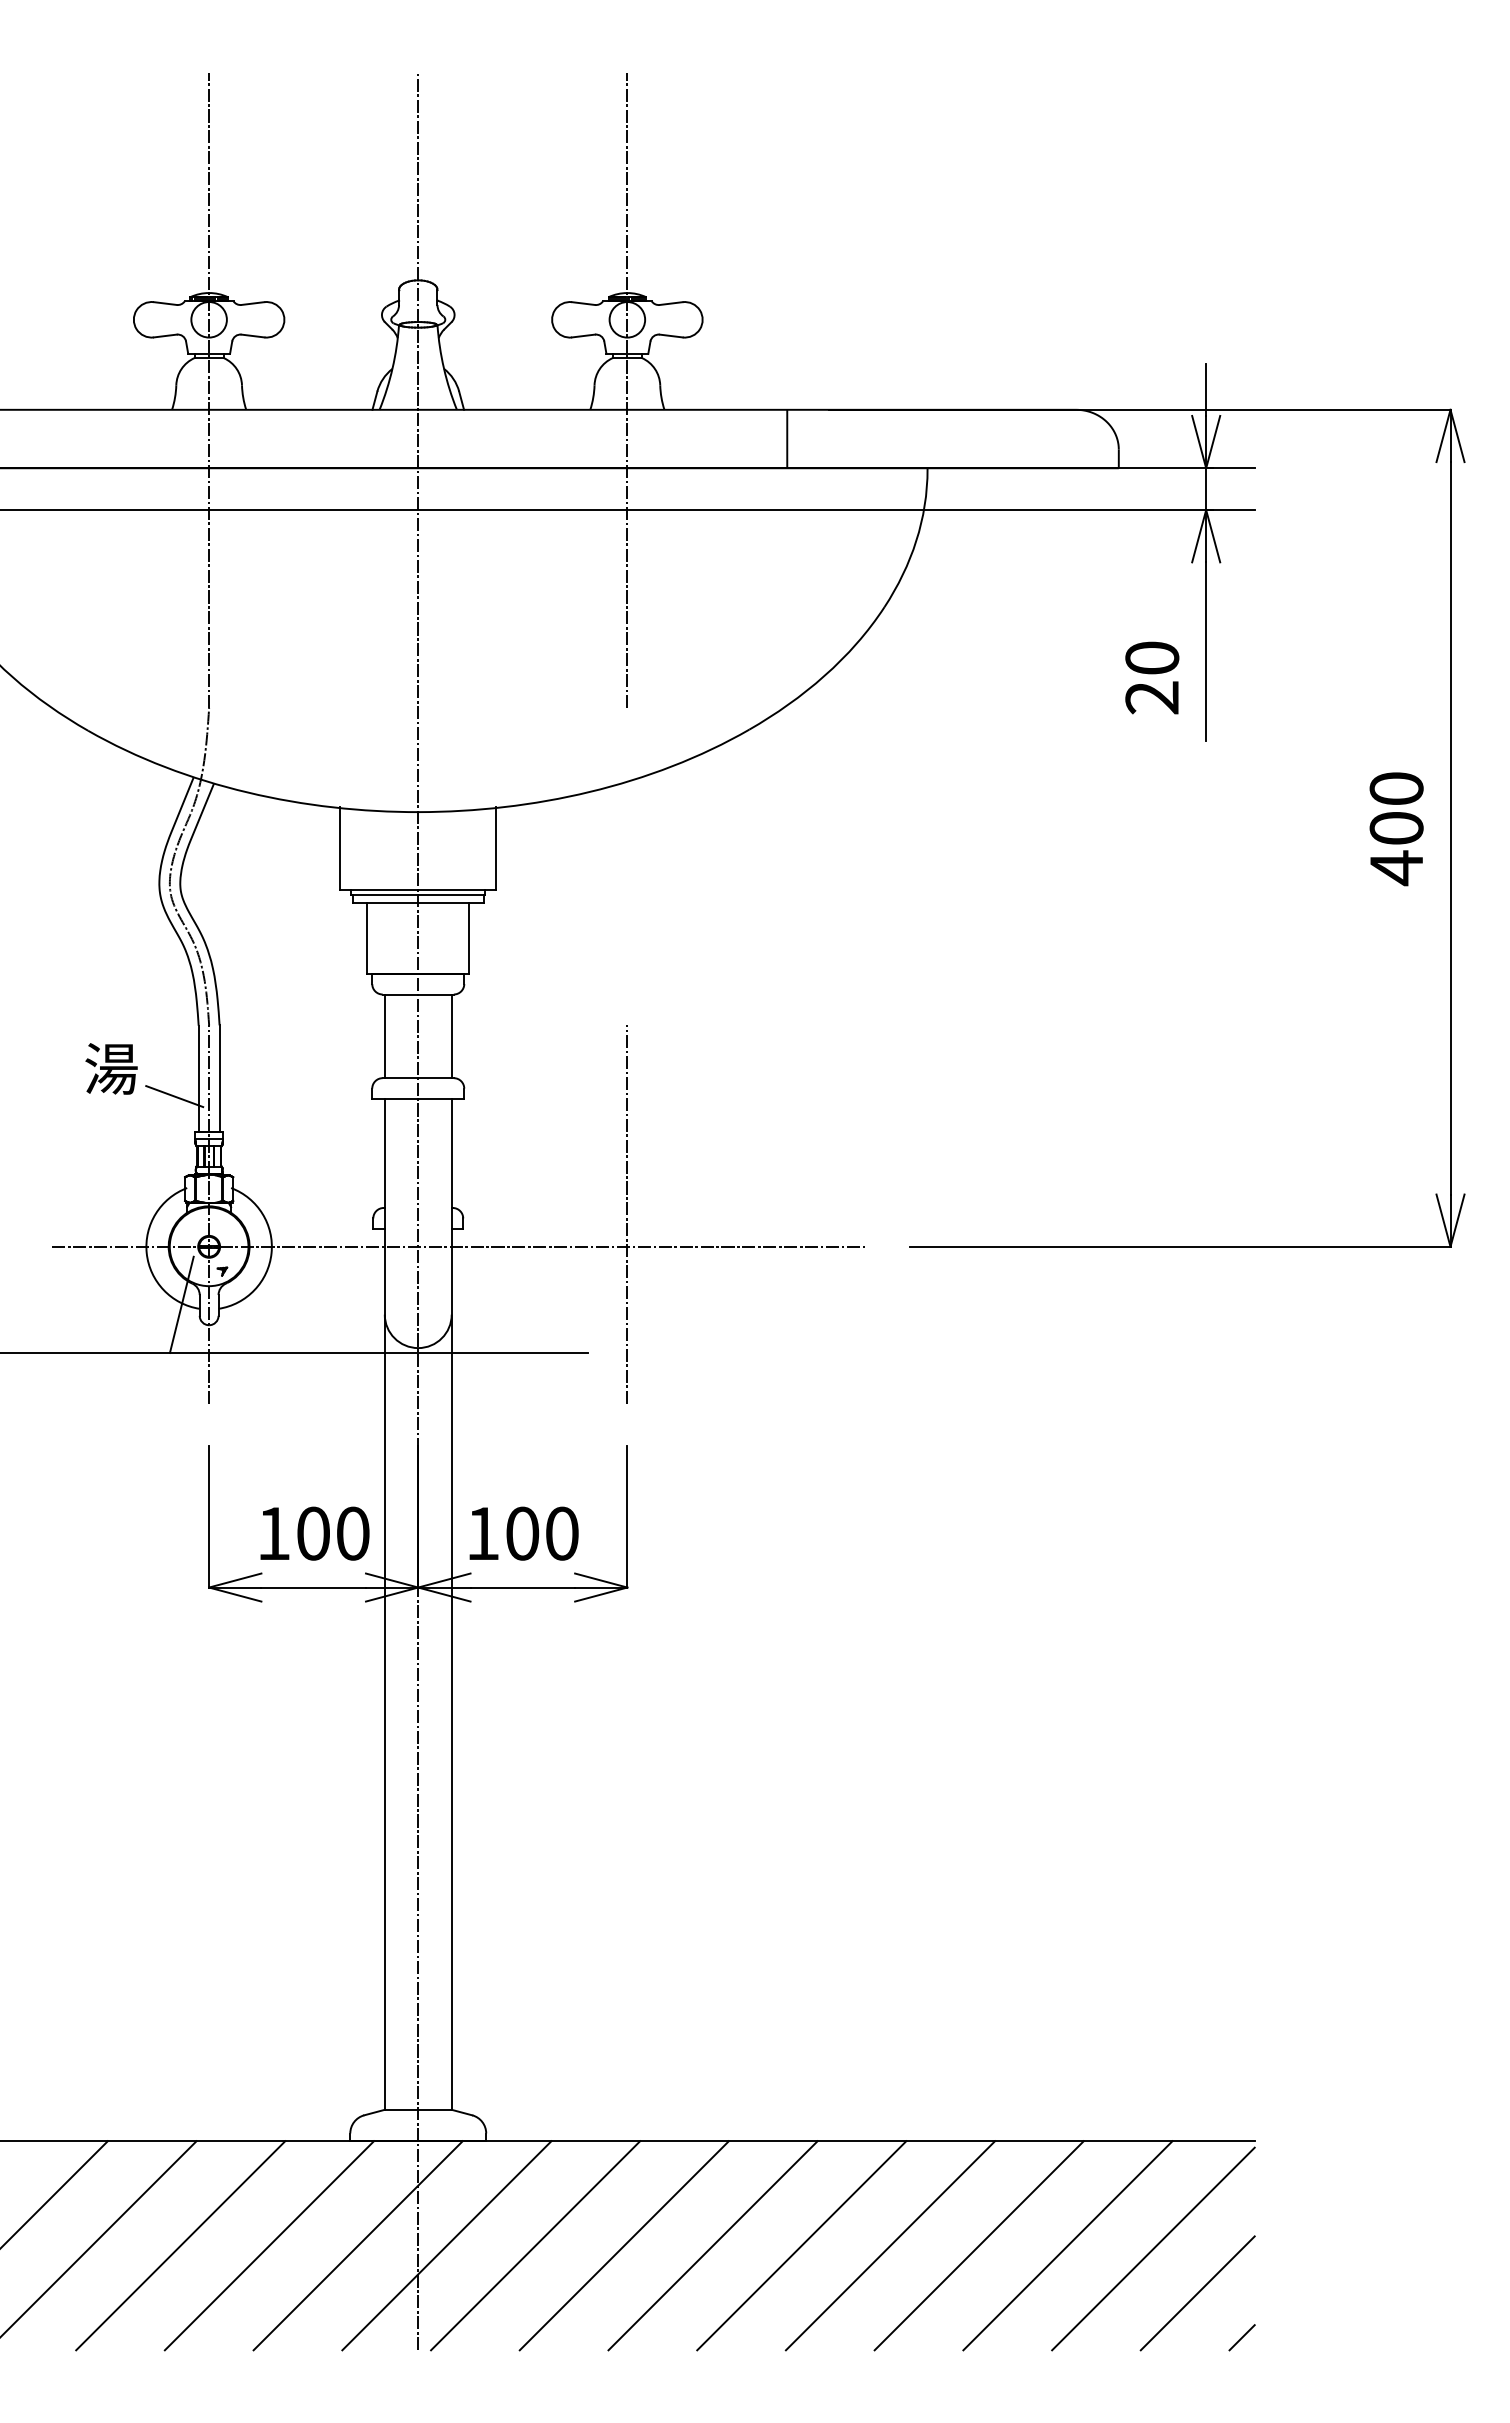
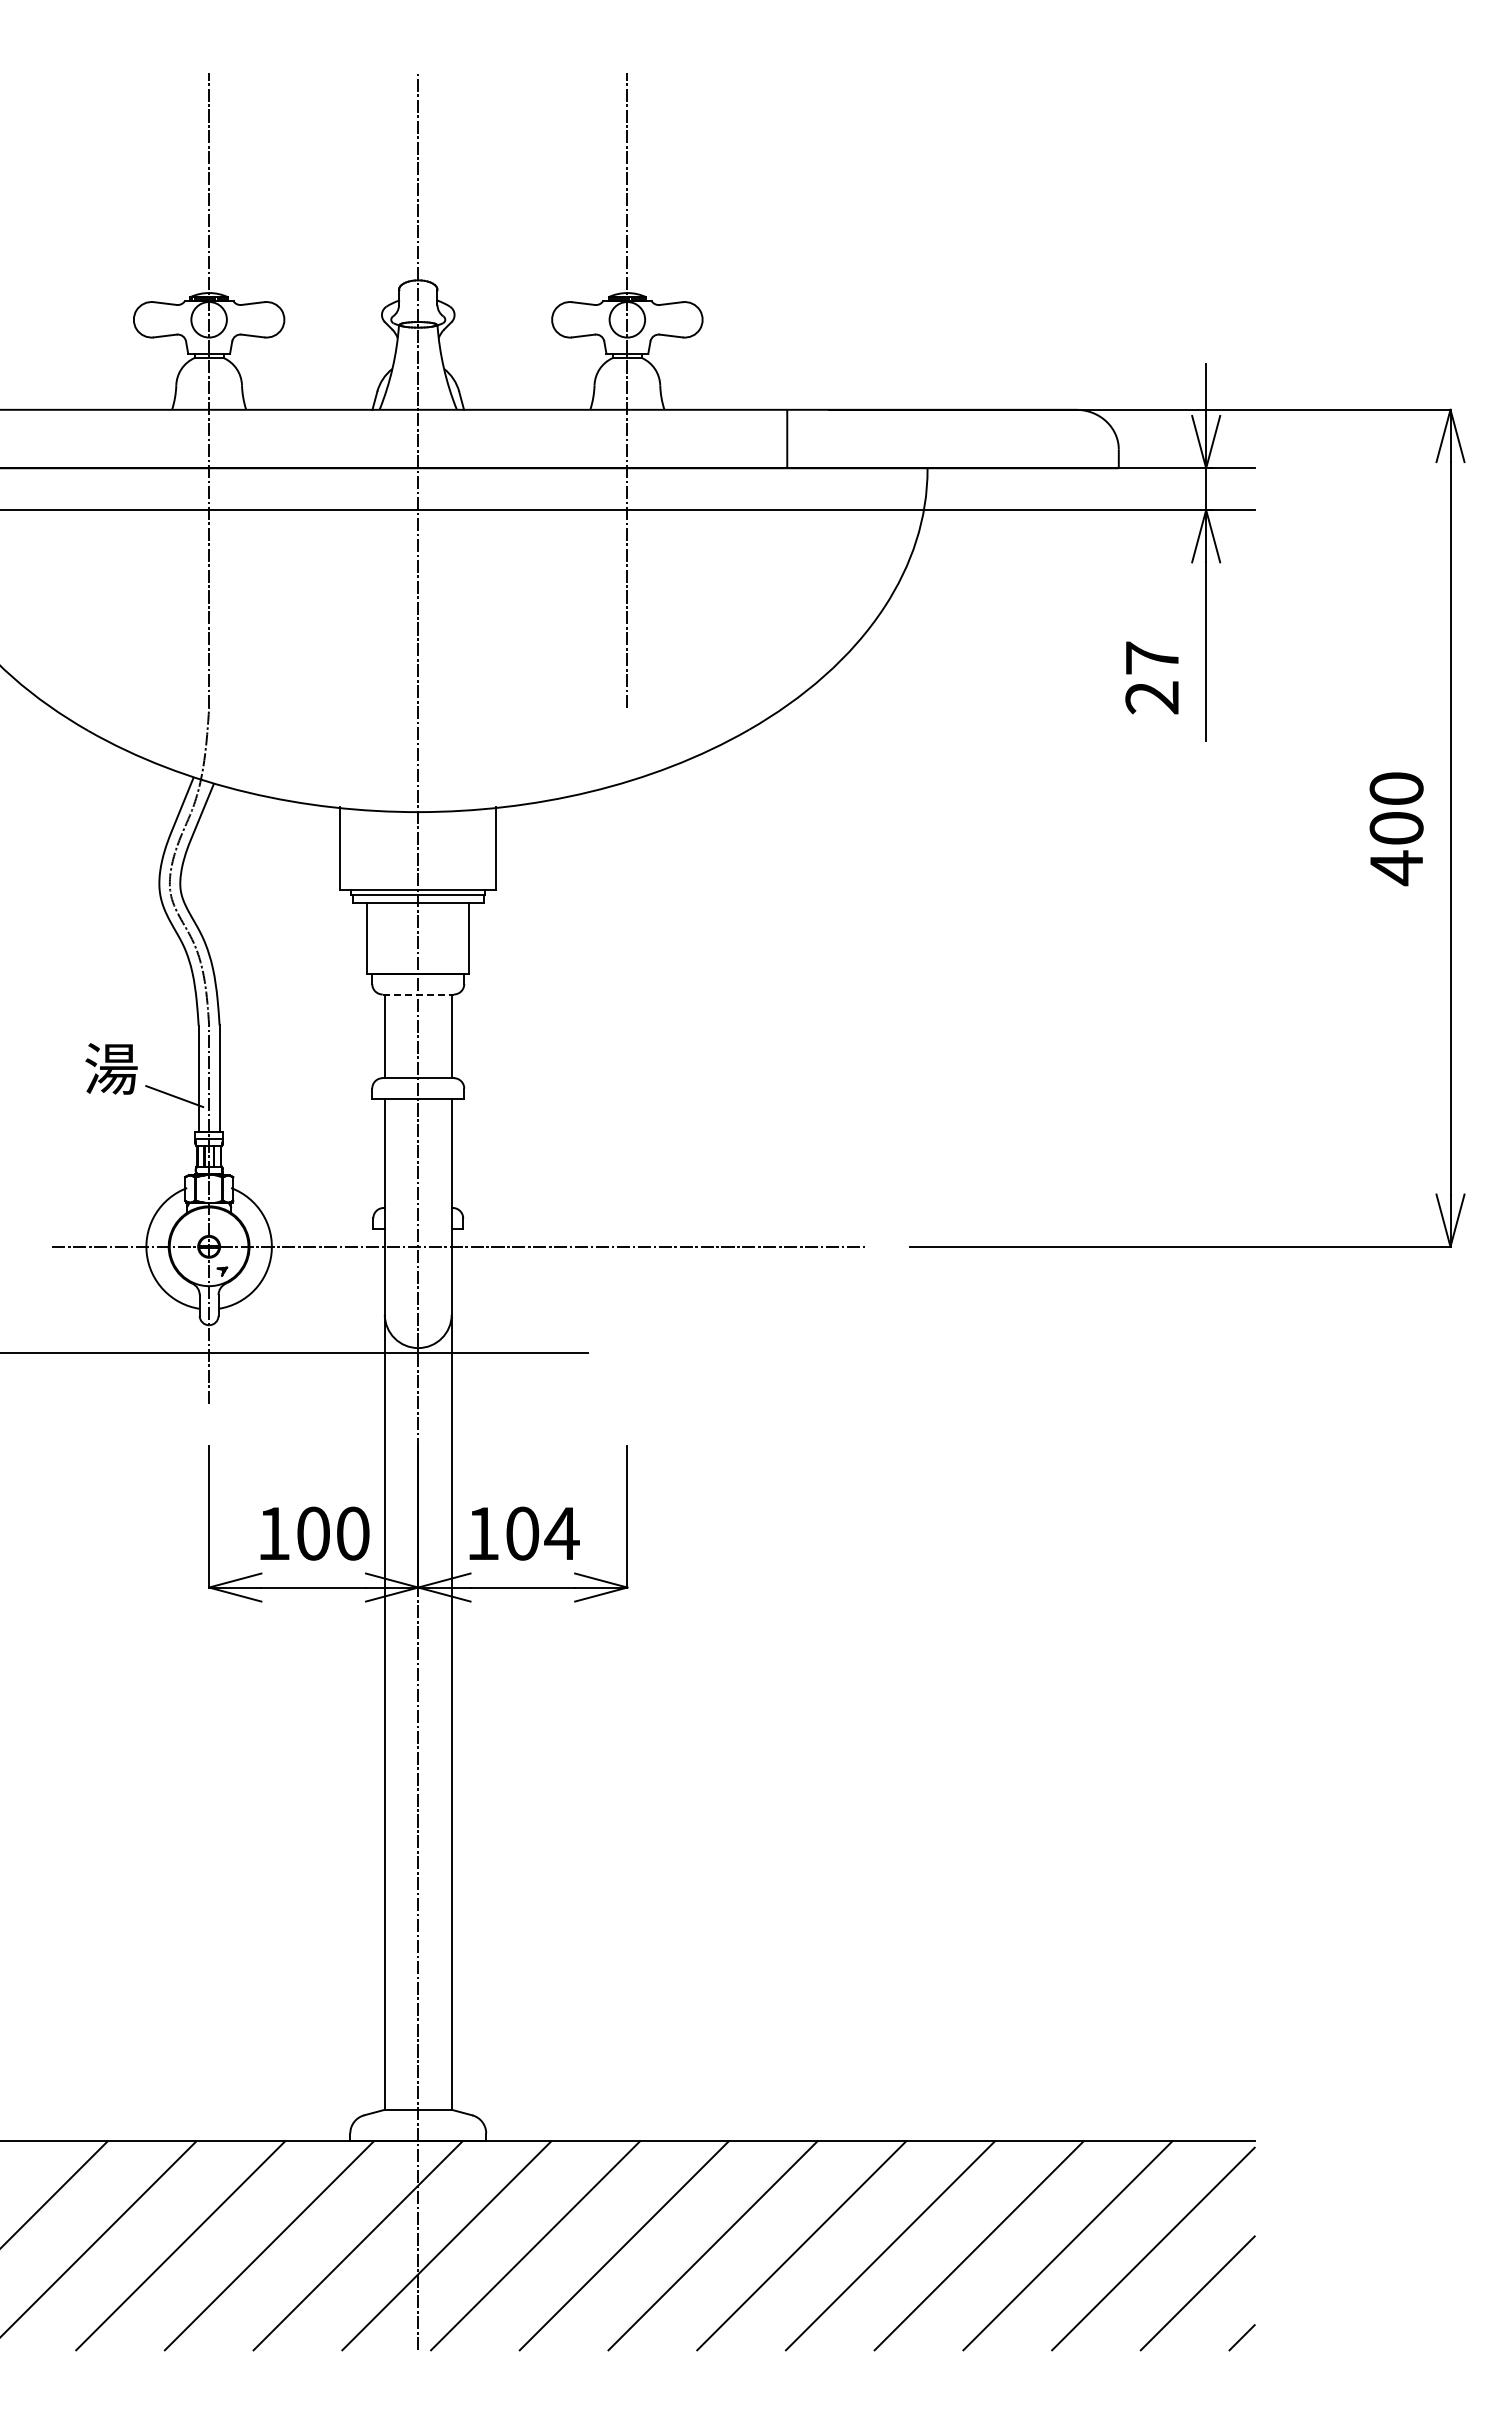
text: 20 -> 27 (1152, 657)
line: solid -> dashed (418, 994)
line: present -> none (627, 1214)
line: present -> none (181, 1304)
text: 100 -> 104 (561, 1533)
